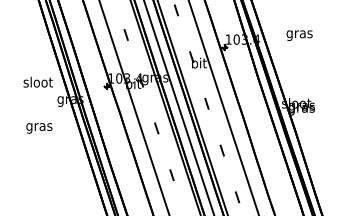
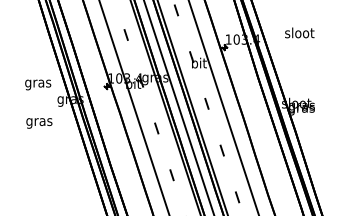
text: gras -> sloot (299, 33)
text: sloot -> gras (37, 83)
text position: (39, 128) -> (39, 123) (39, 123)
